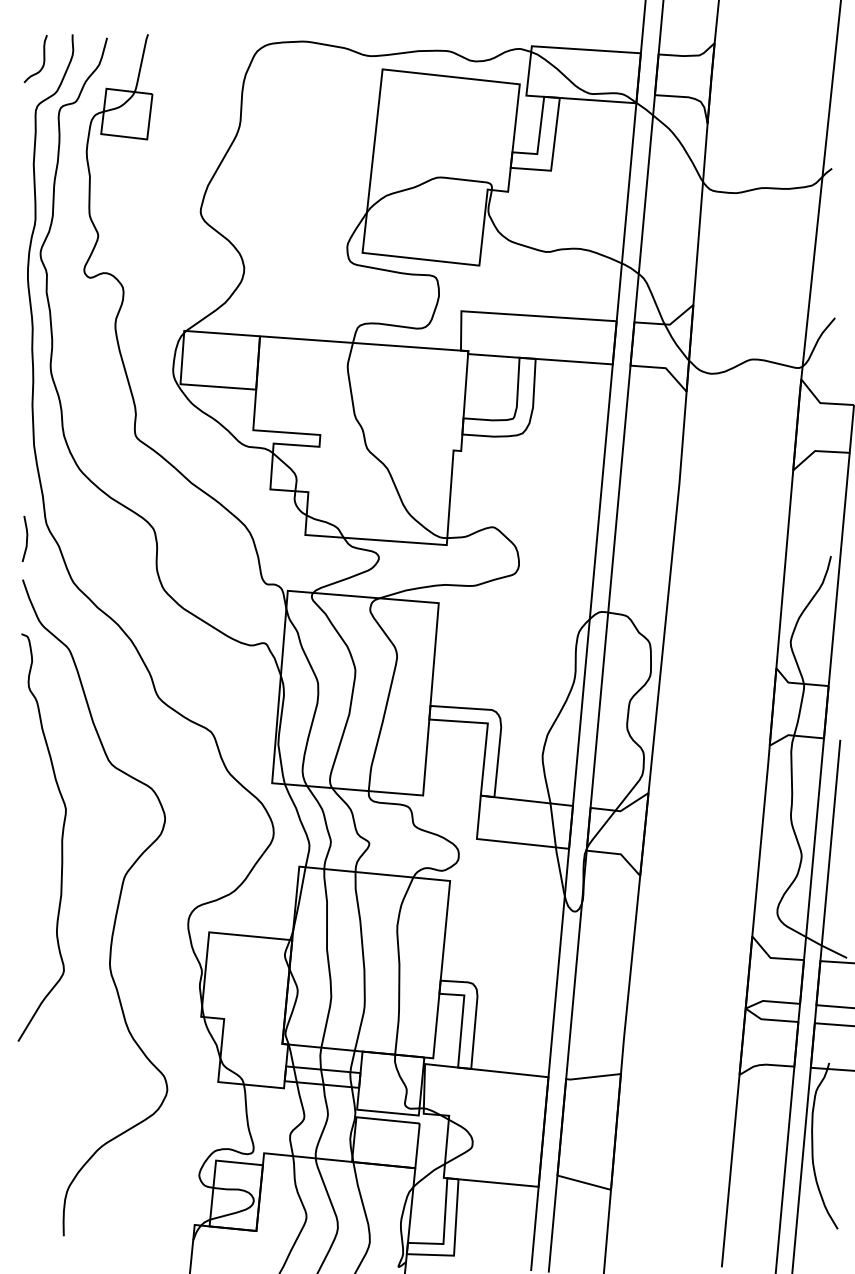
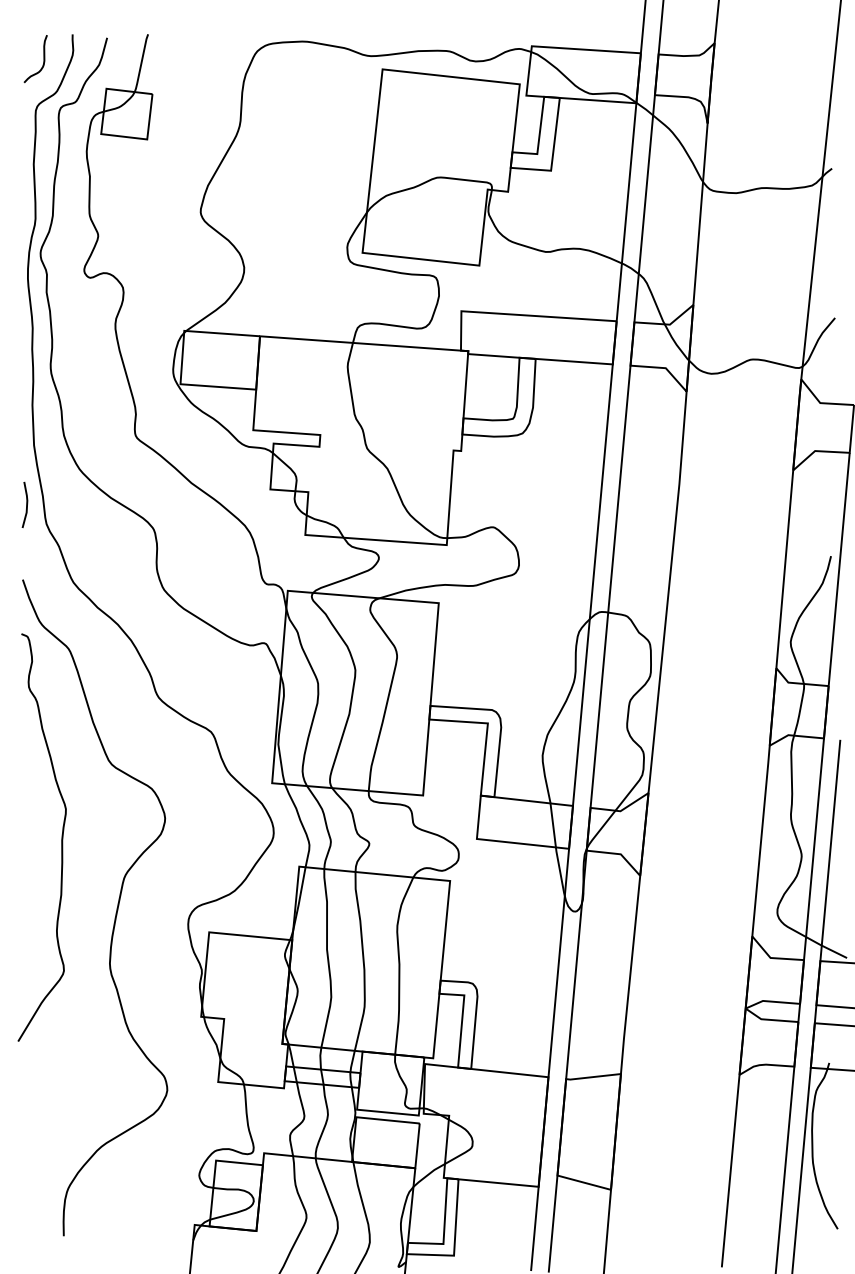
line position: (26, 538) -> (26, 504) (26, 504)
